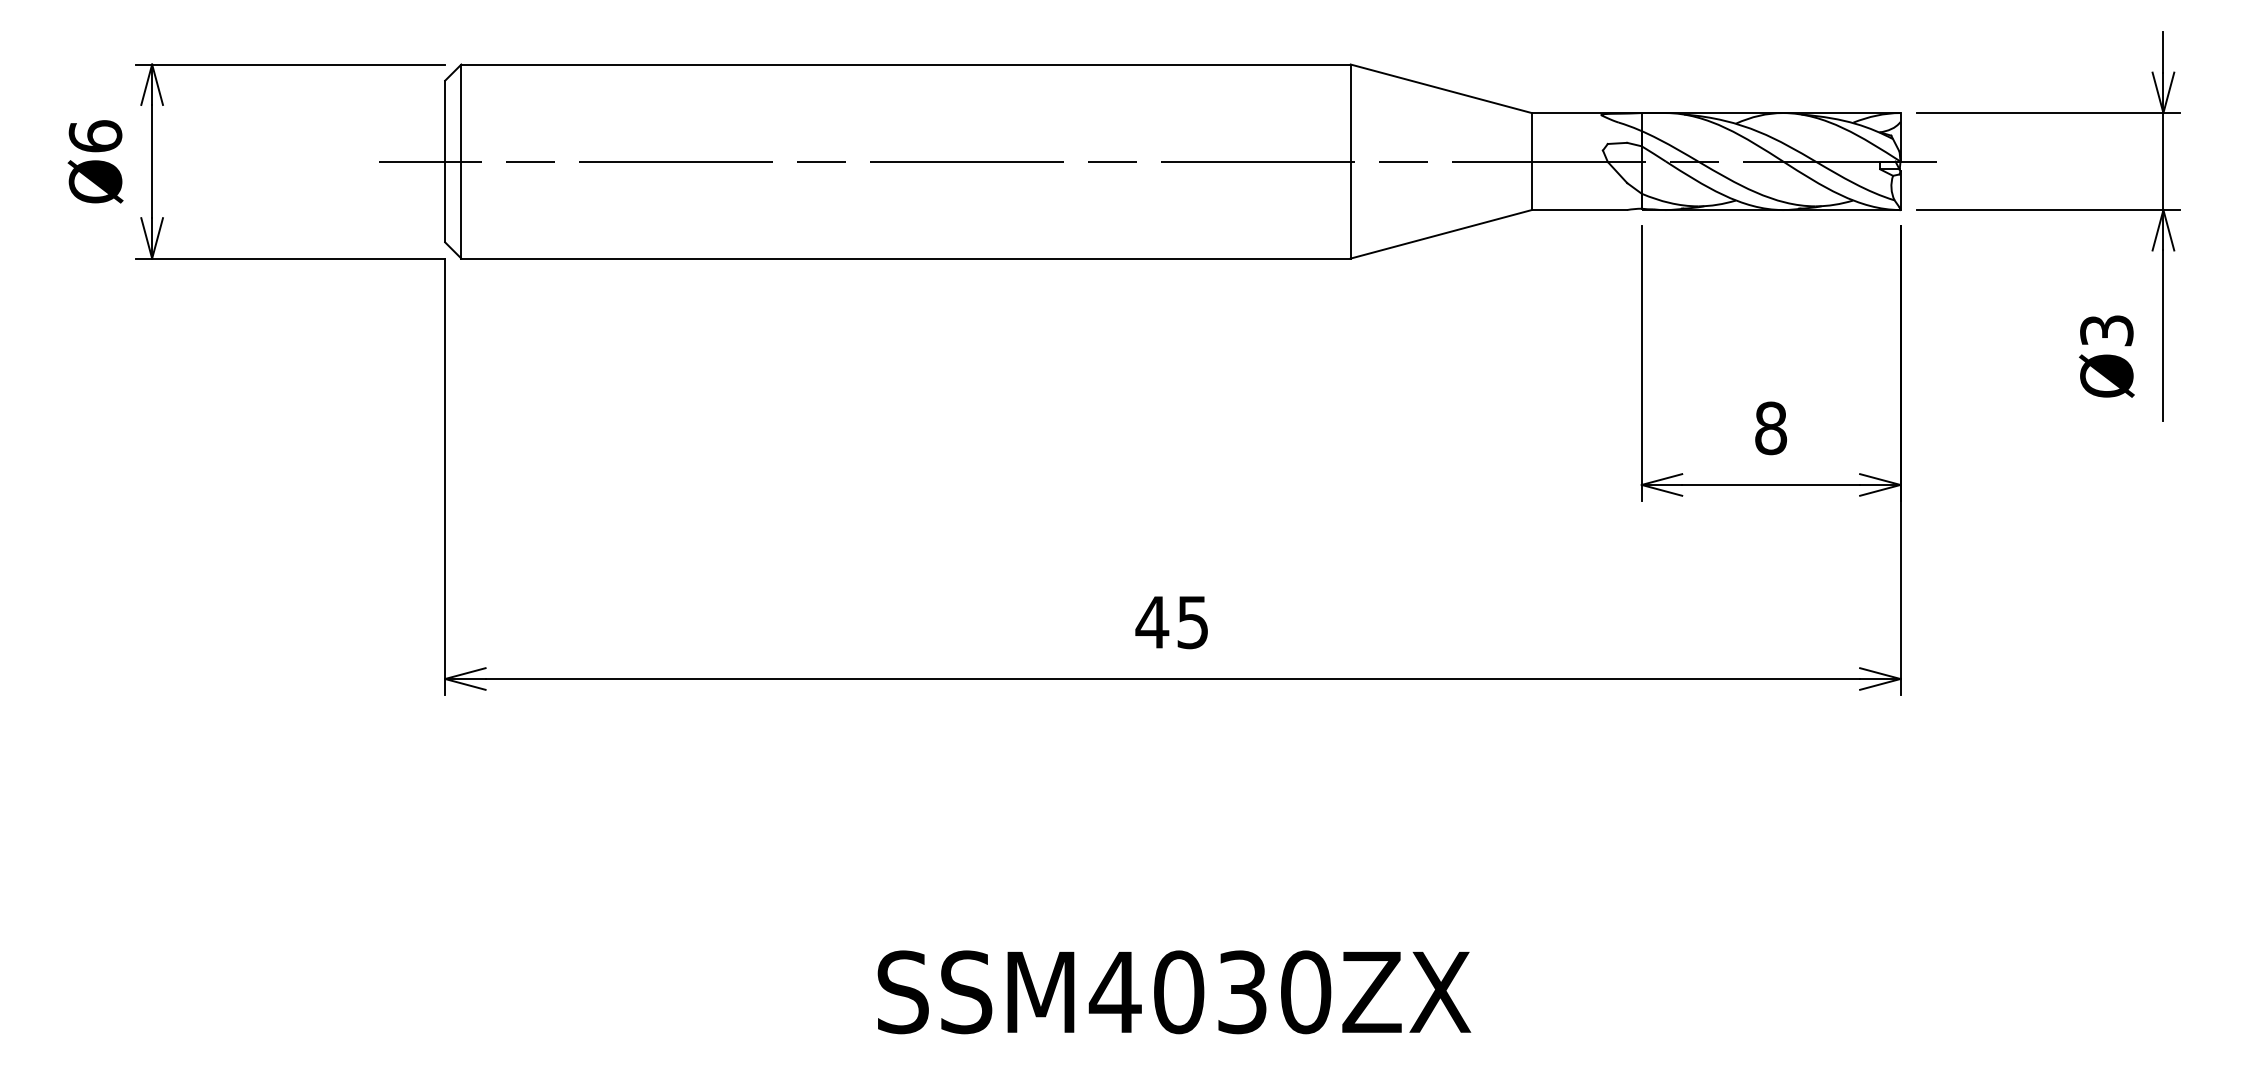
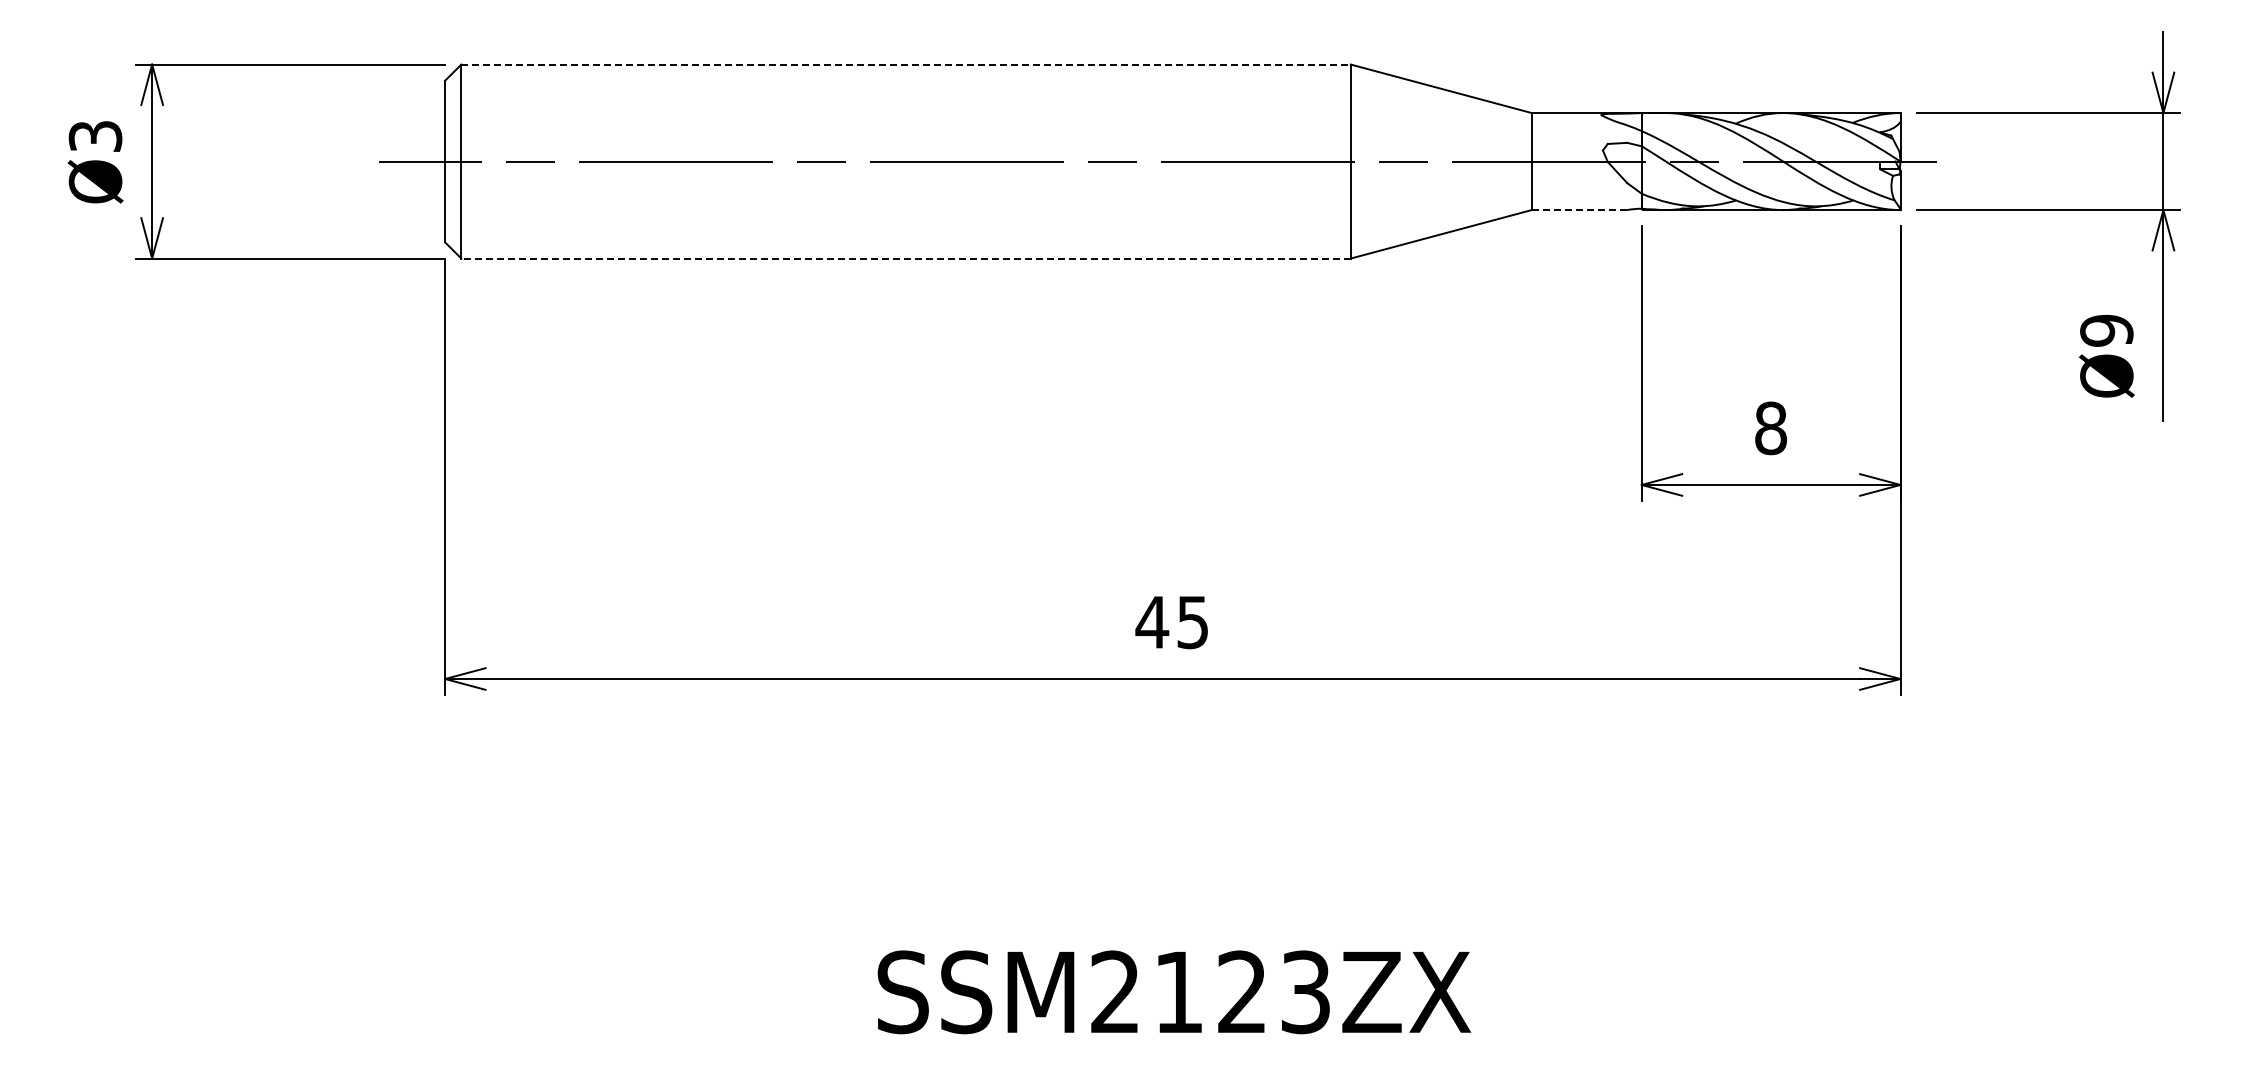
line: solid -> dashed (906, 64)
text: Ø6 -> Ø3 (95, 136)
line: solid -> dashed (1579, 210)
line: solid -> dashed (906, 258)
text: Ø3 -> Ø9 (2106, 330)
text: SSM4030ZX -> SSM2123ZX (1209, 992)
